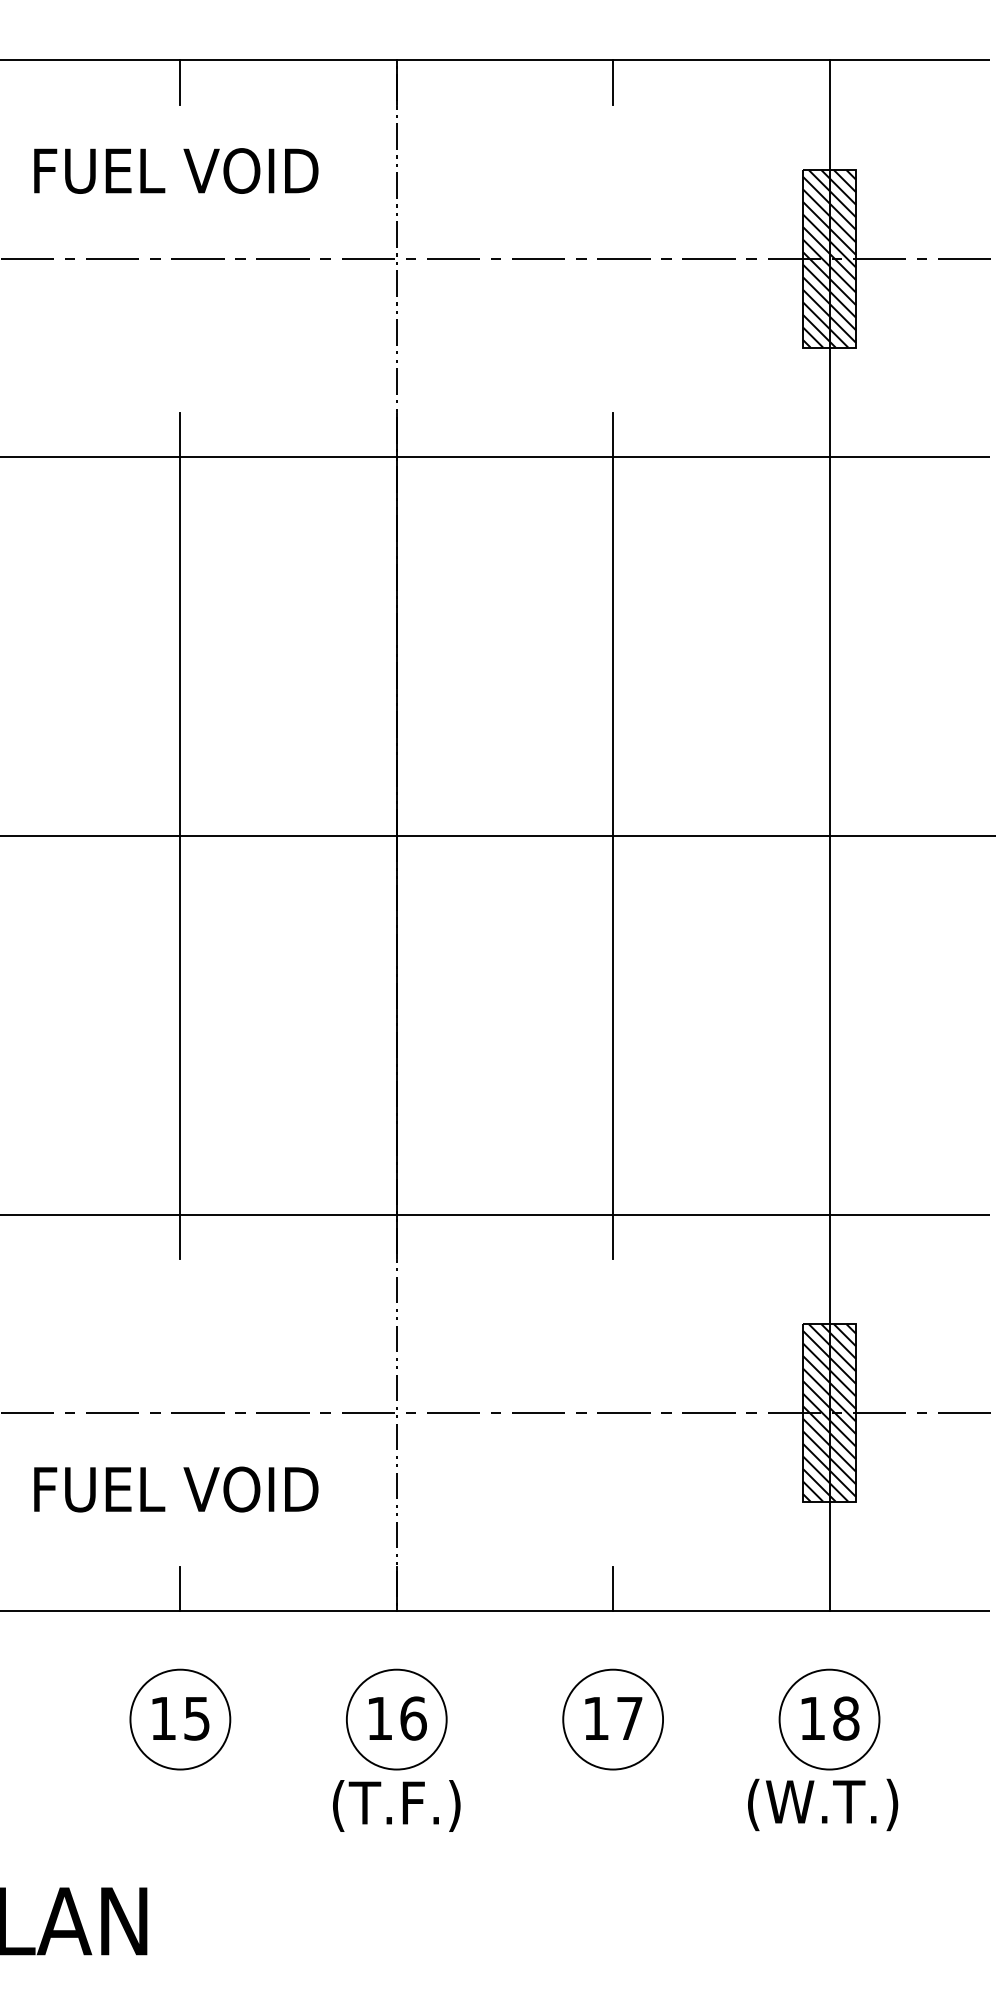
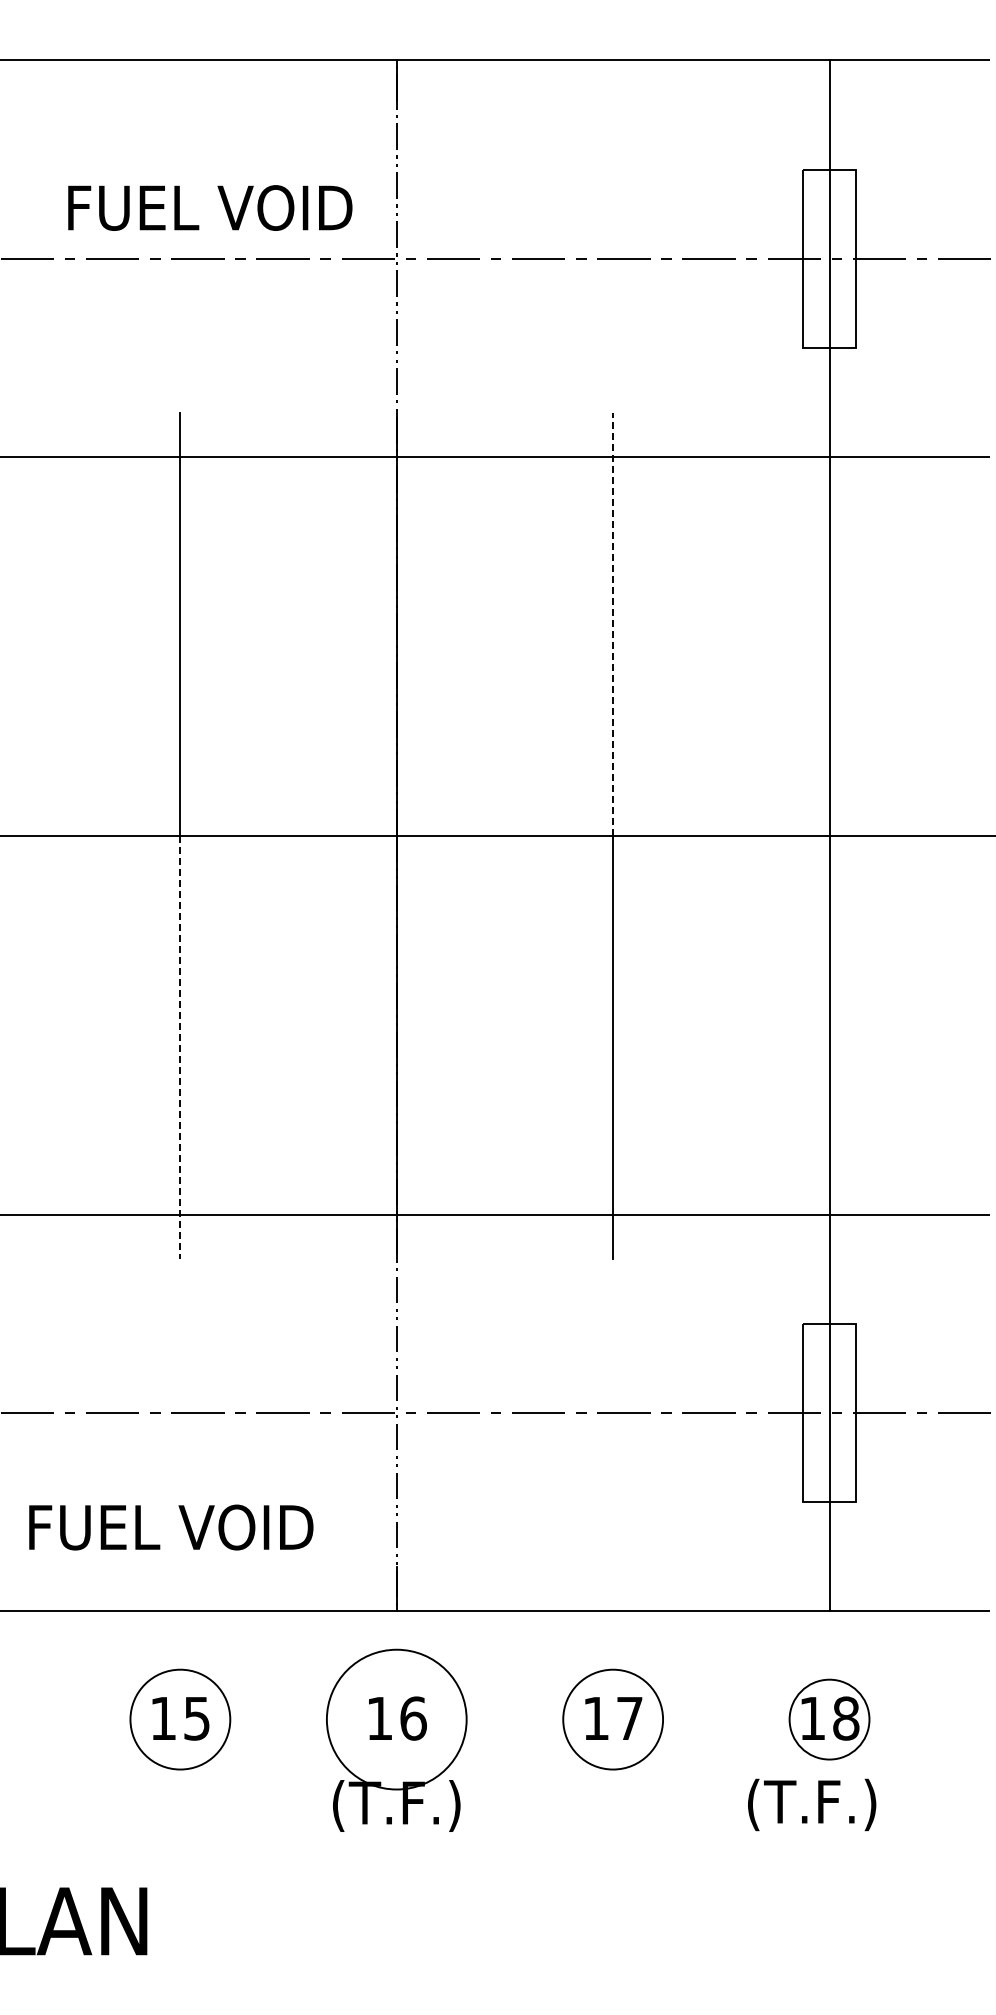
line: present -> none (180, 82)
line: present -> none (613, 82)
text position: (176, 170) -> (210, 207) (210, 207)
hatch: present -> none (829, 258)
line: solid -> dashed (613, 624)
line: solid -> dashed (180, 1047)
hatch: present -> none (829, 1412)
text position: (176, 1489) -> (171, 1527) (171, 1527)
line: present -> none (180, 1588)
line: present -> none (613, 1588)
circle diameter: 100 px -> 140 px (396, 1719)
circle diameter: 100 px -> 80 px (829, 1719)
text: (W.T.) -> (T.F.) (831, 1804)
